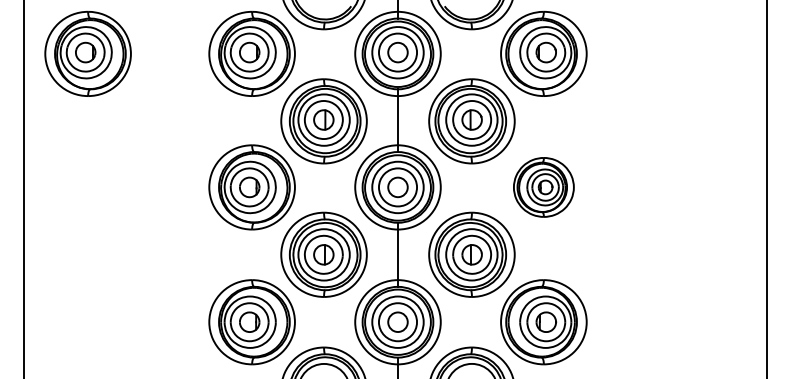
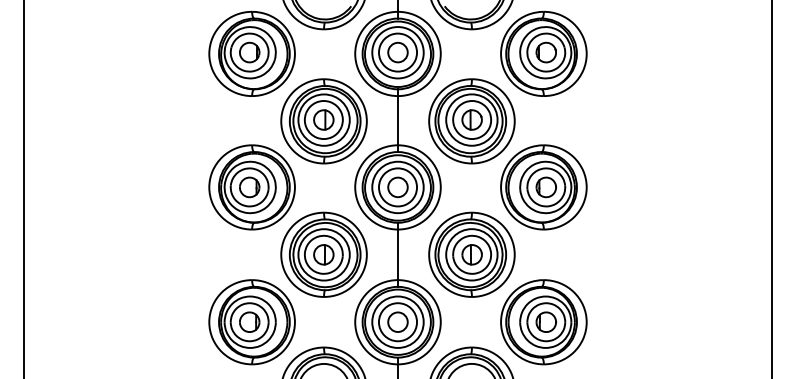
part: present -> none (87, 53)
part size: 62x61 px -> 88x87 px (543, 187)
line position: (767, 188) -> (772, 188) (772, 188)
